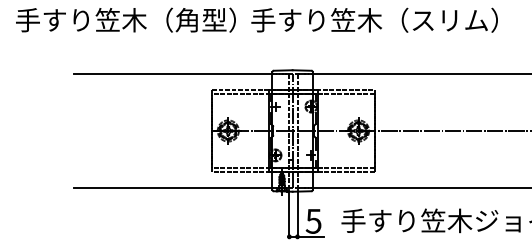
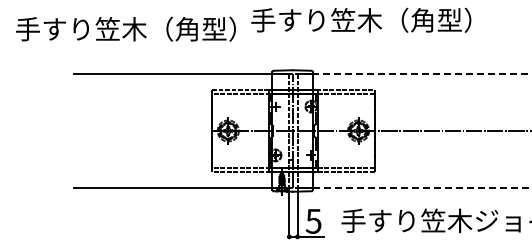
text position: (125, 19) -> (125, 28) (125, 28)
text: 手すり笠木（スリム） -> 手すり笠木（角型） (454, 19)
line: solid -> dashed (421, 74)
line: solid -> dashed (422, 188)
